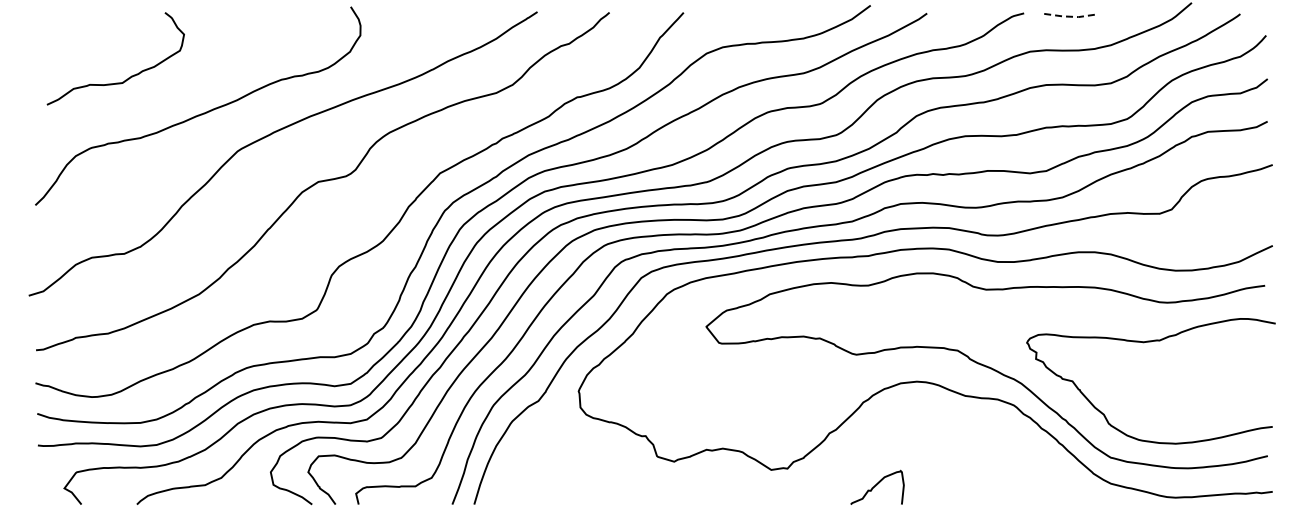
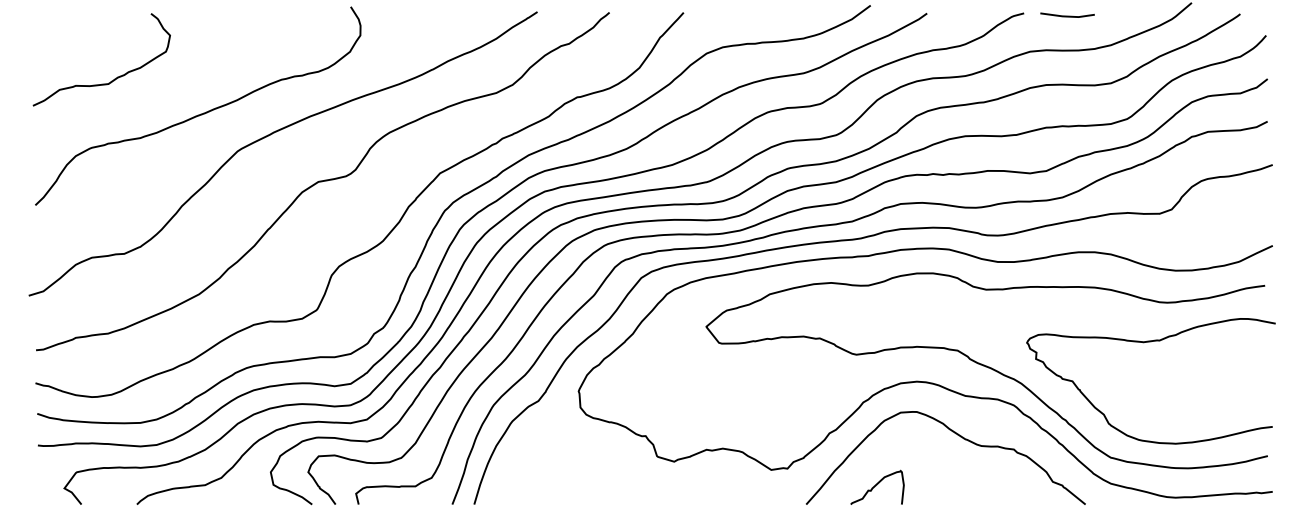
line: dashed -> solid (1067, 16)
curve position: (128, 77) -> (114, 78) (114, 78)
curve: none -> present (960, 437)
